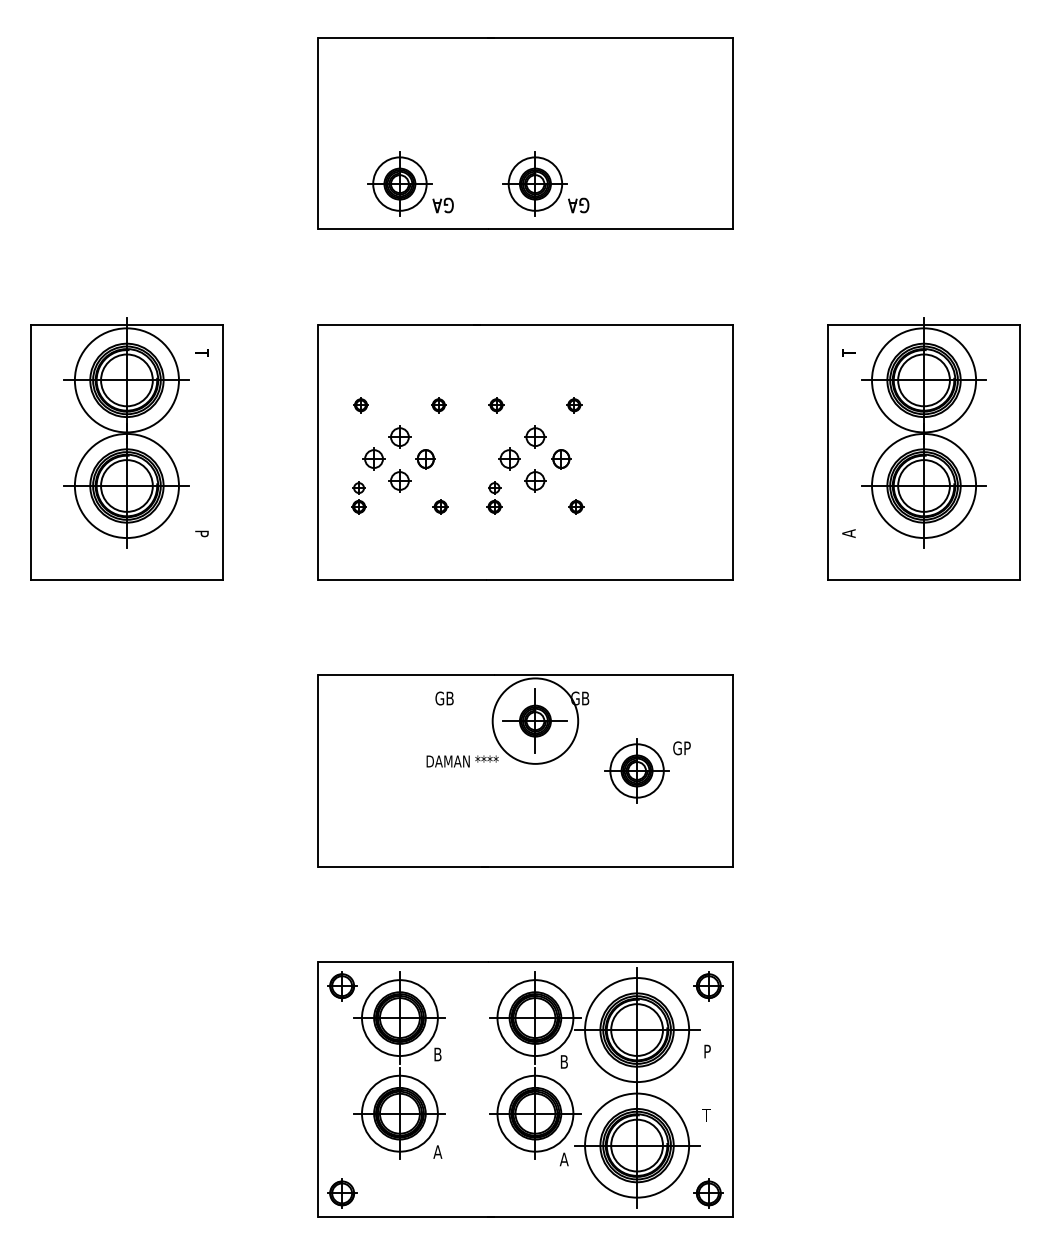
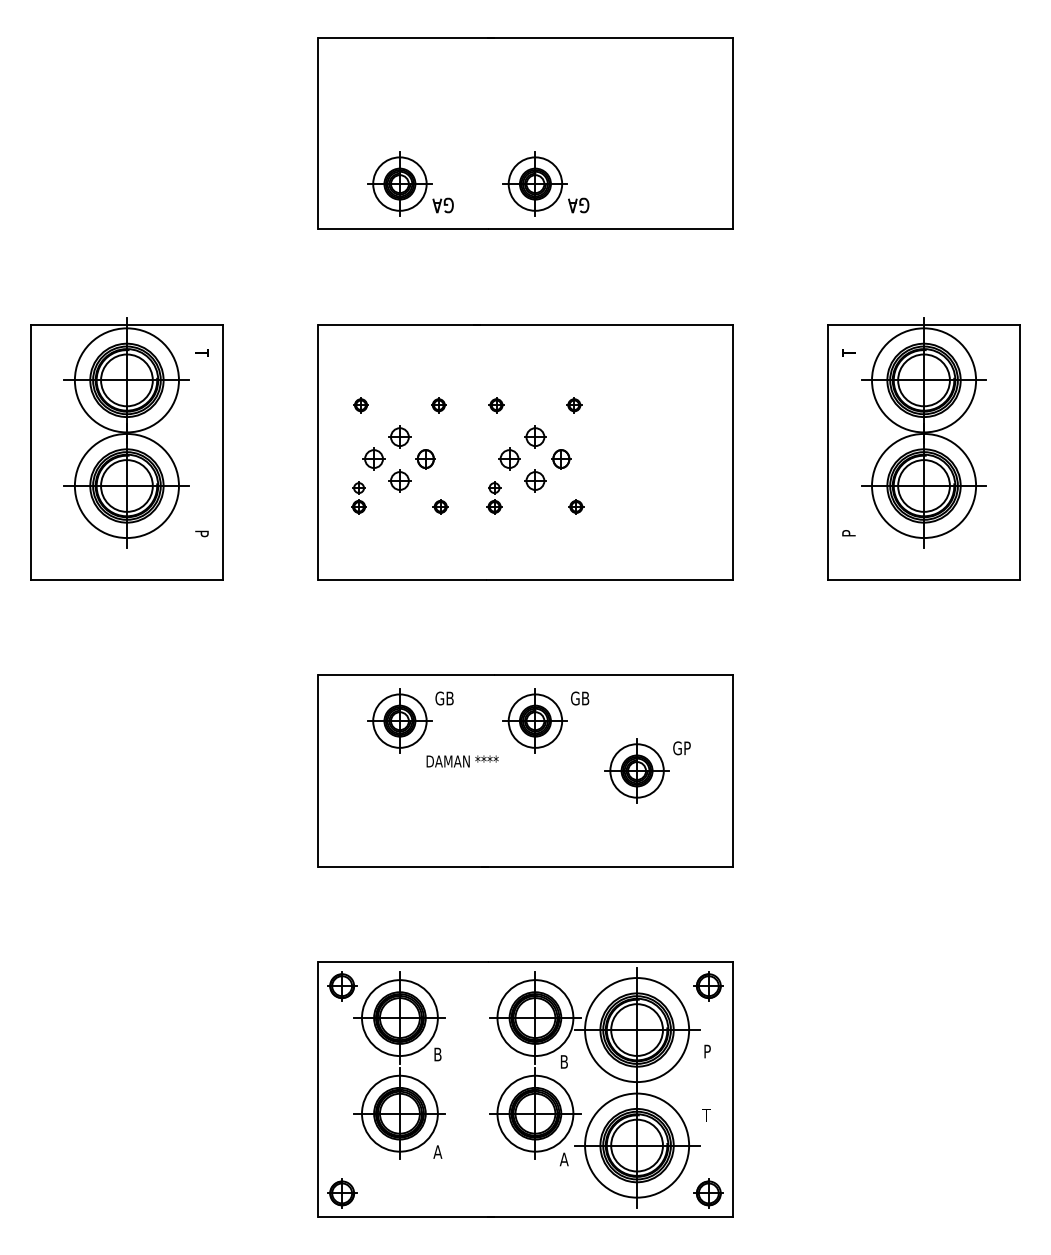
text: A -> P (848, 533)
part: none -> present (399, 720)
circle diameter: 85 px -> 53 px (535, 720)
